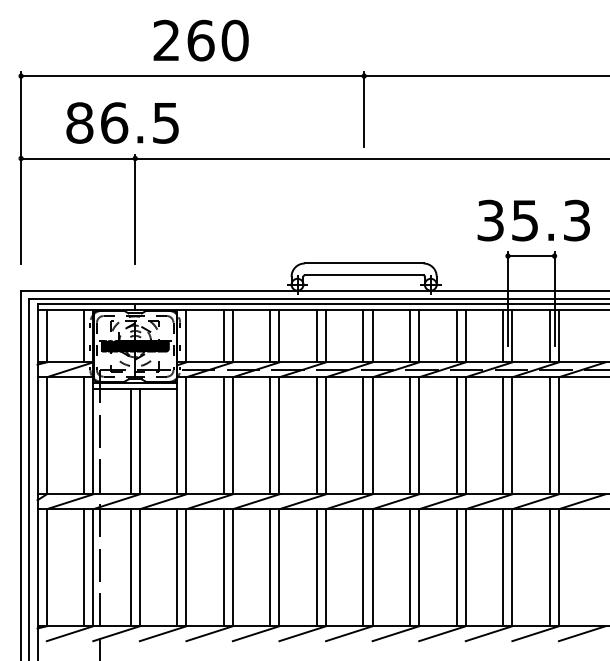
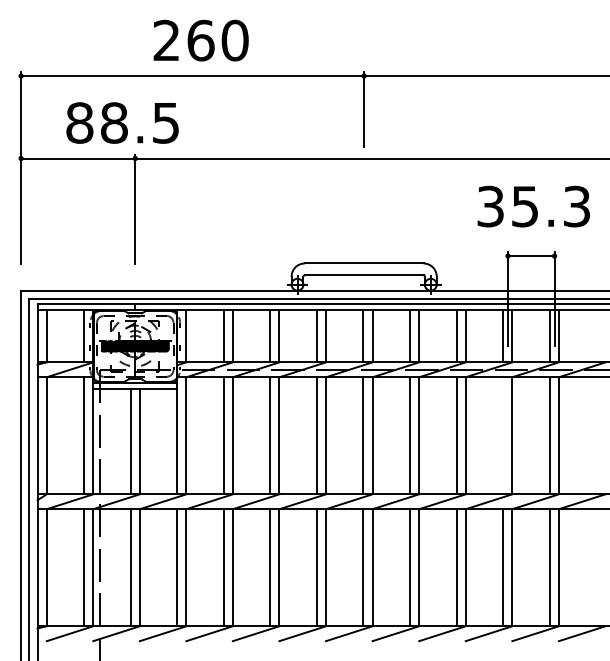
text: 86.5 -> 88.5 (114, 122)
text position: (533, 220) -> (533, 206) (533, 206)
line: present -> none (503, 435)
